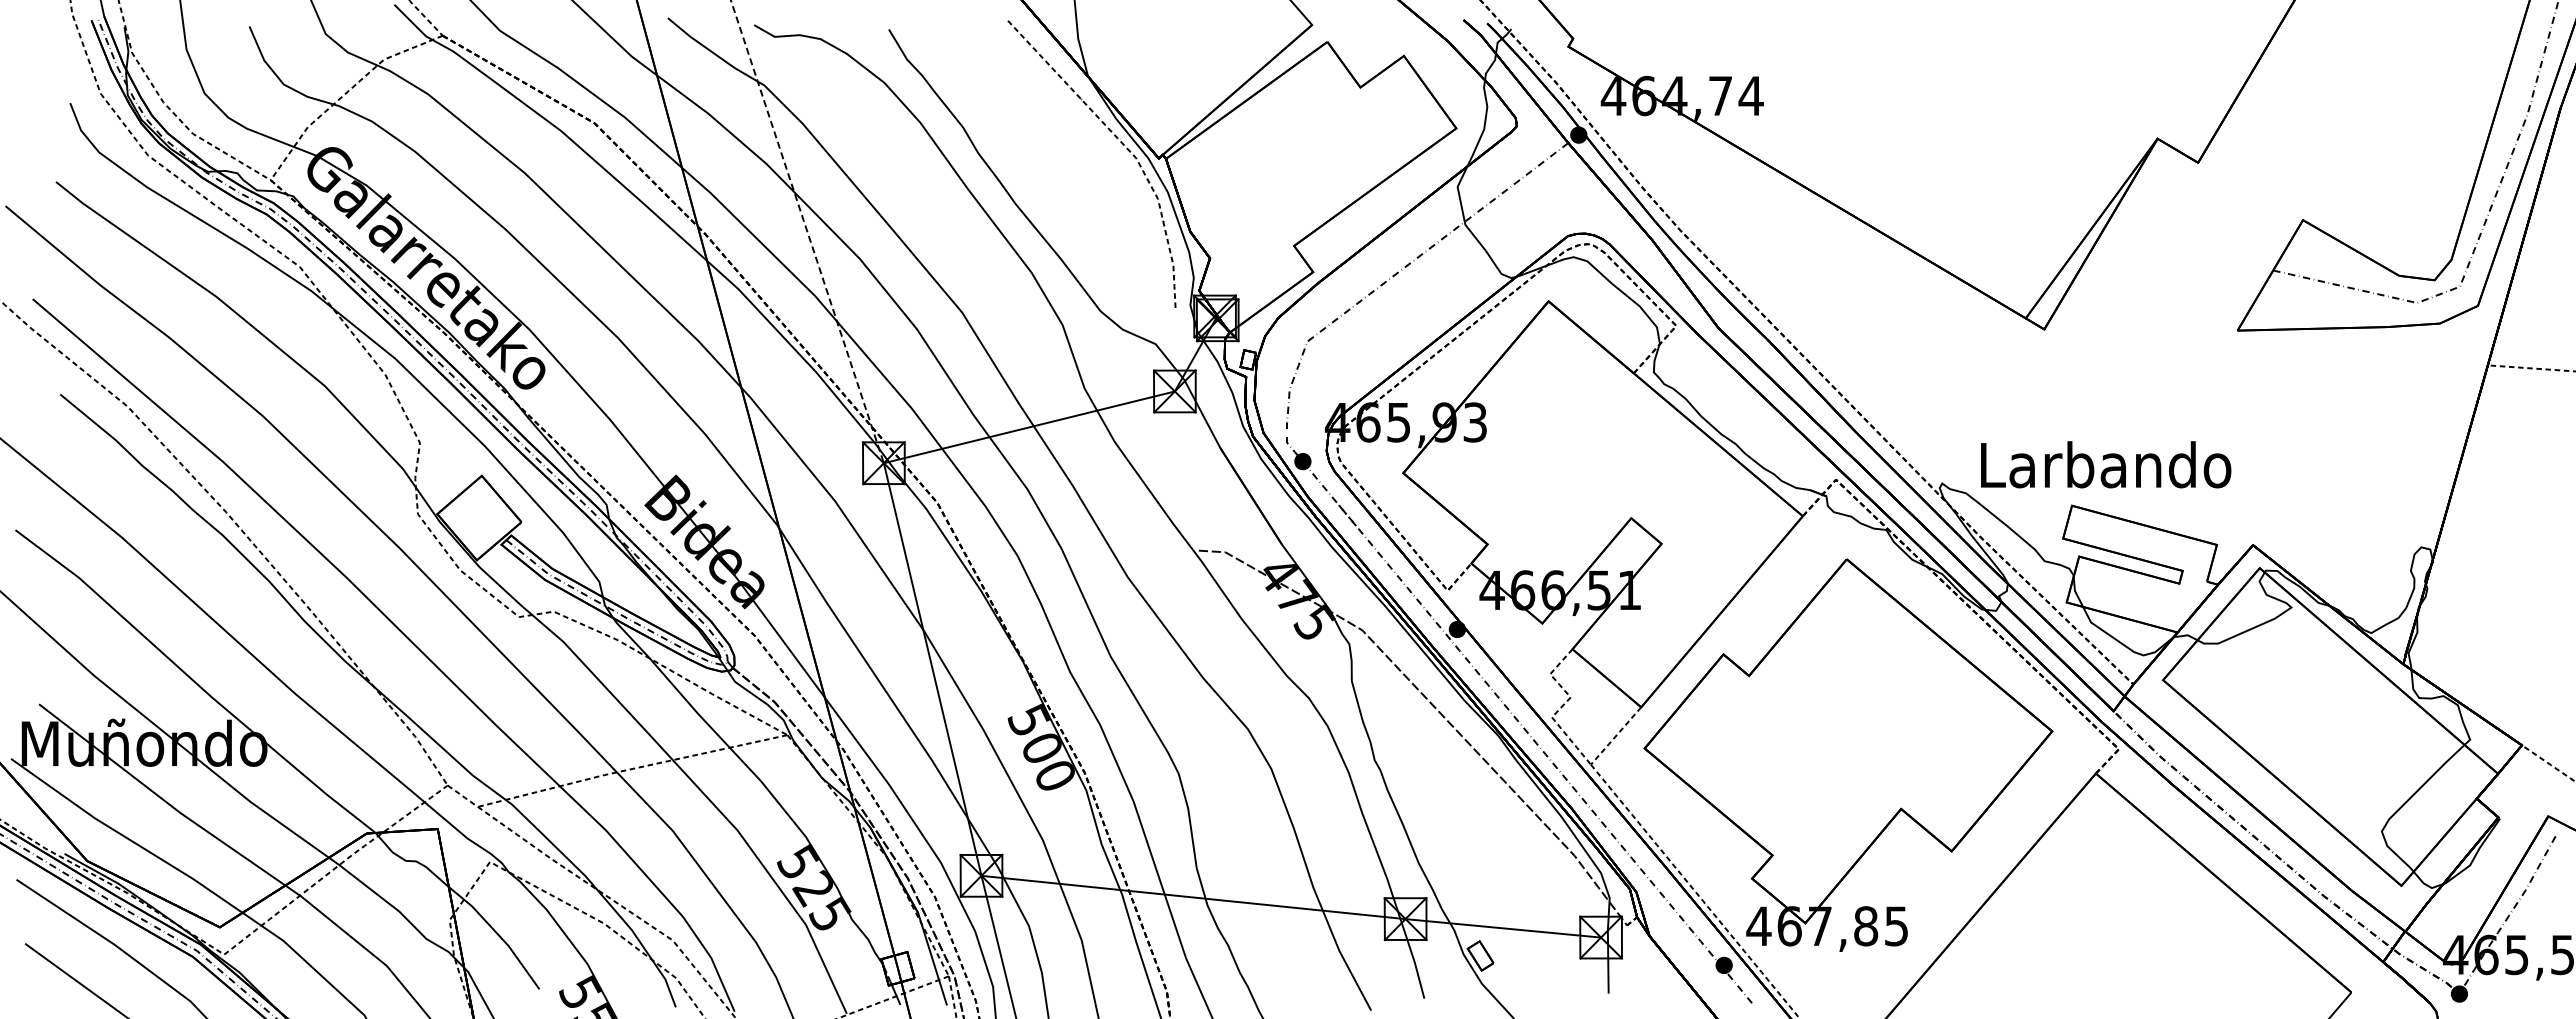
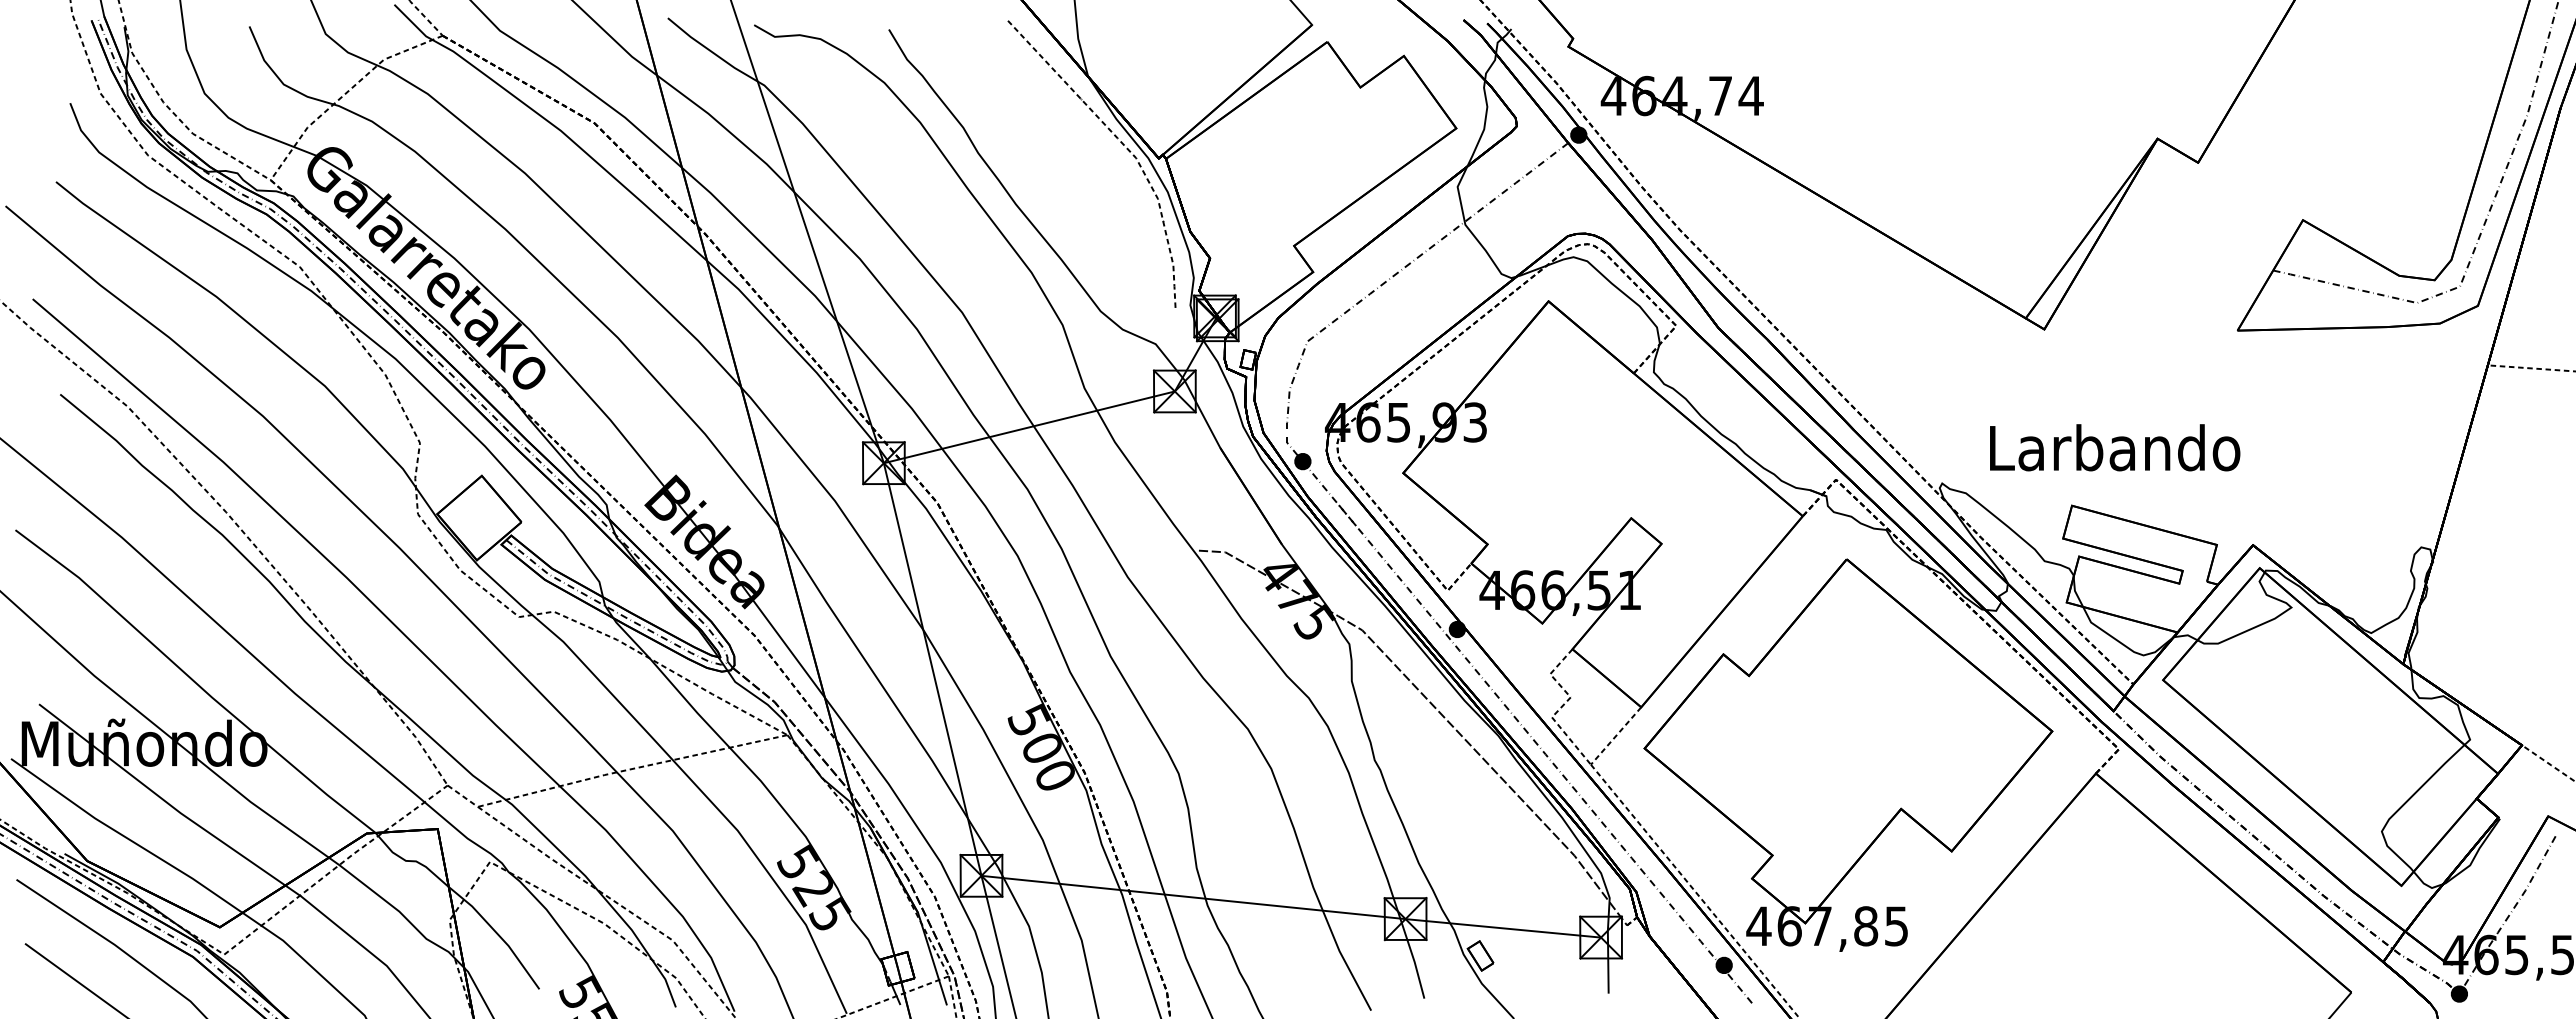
line: dashed -> solid (807, 231)
text position: (2106, 464) -> (2115, 447) (2115, 447)
